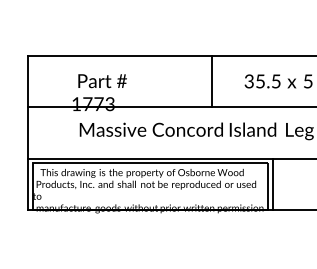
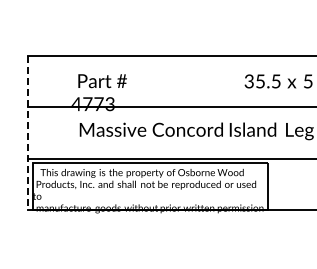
line: present -> none (212, 81)
text: 1773 -> 4773 (75, 104)
line: solid -> dashed (27, 133)
line: present -> none (273, 184)
